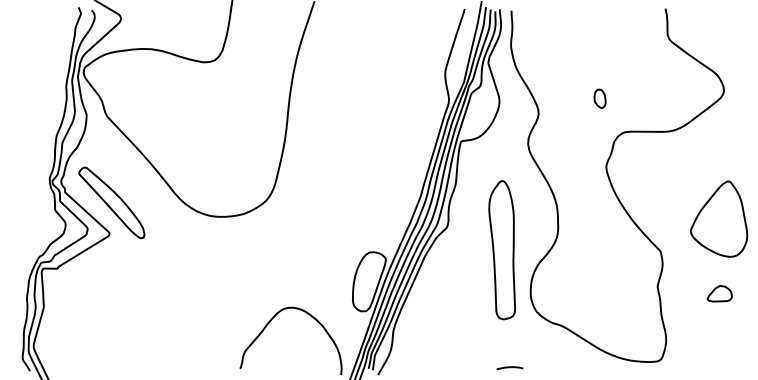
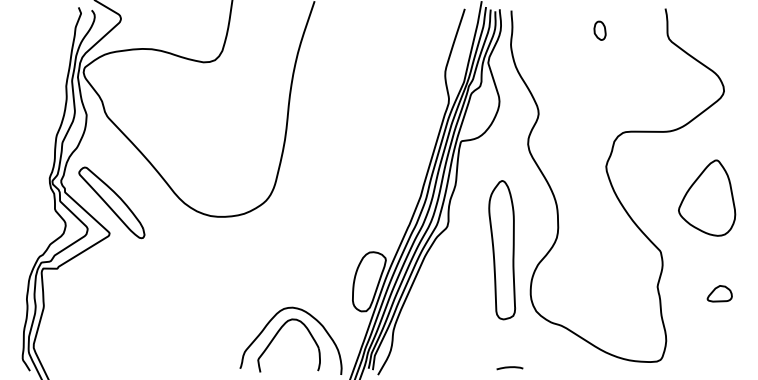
part position: (599, 98) -> (599, 30) (599, 30)
part position: (719, 218) -> (707, 197) (707, 197)
part: none -> present (276, 336)
